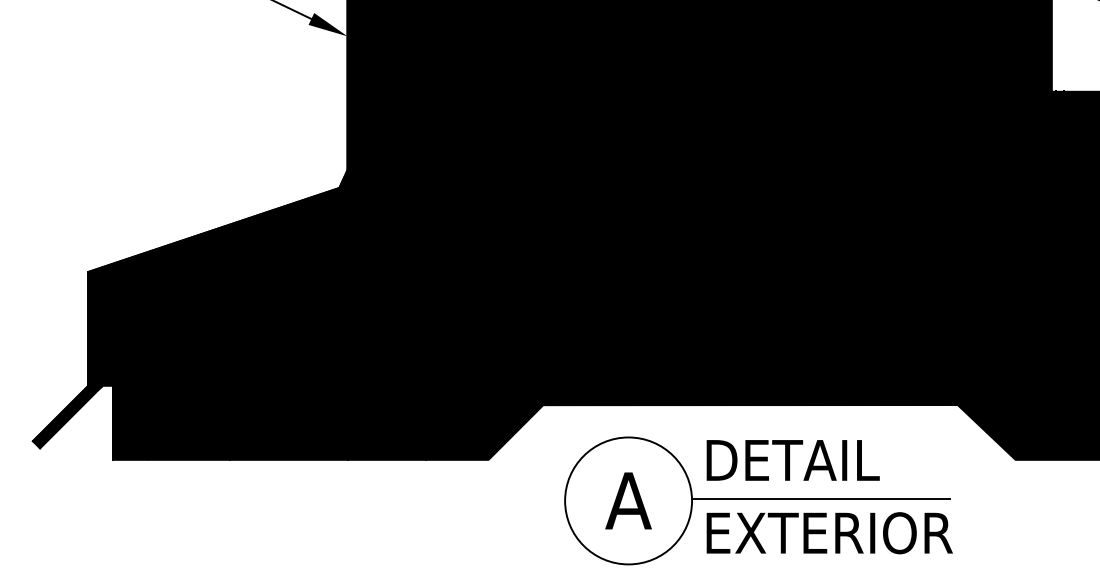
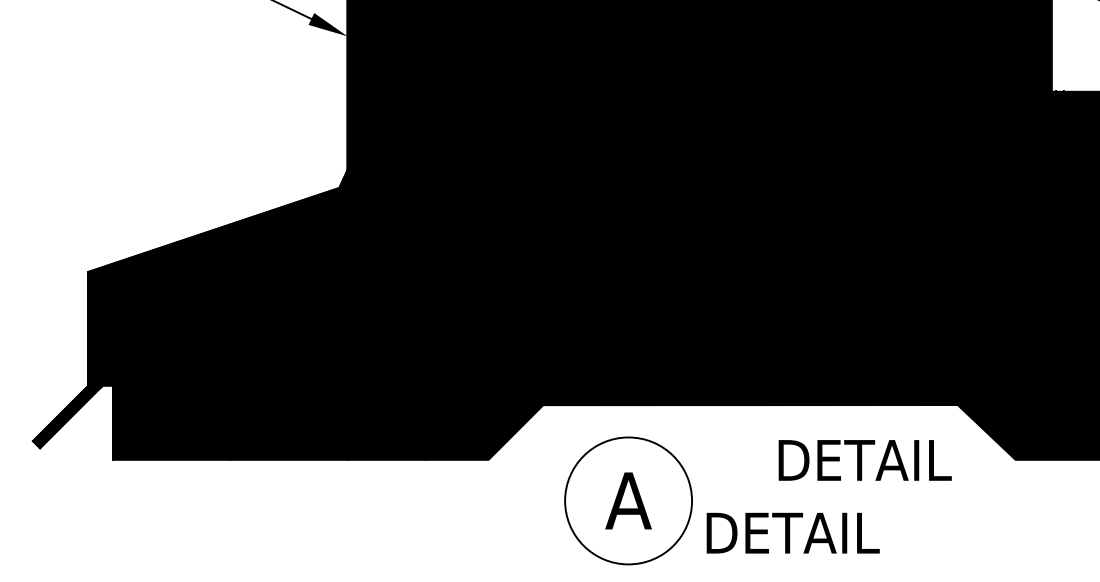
text position: (792, 460) -> (864, 460) (864, 460)
line: present -> none (820, 499)
text: EXTERIOR -> DETAIL (831, 533)
